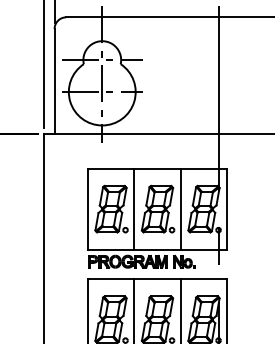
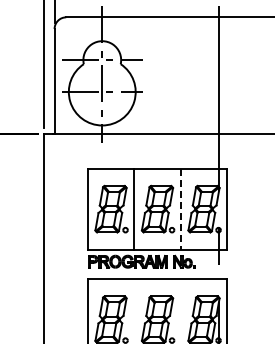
line: solid -> dashed (180, 209)
line: present -> none (134, 309)
line: present -> none (180, 309)
